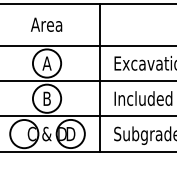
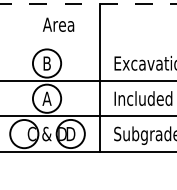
line: solid -> dashed (88, 3)
text position: (46, 24) -> (58, 24) (58, 24)
line: present -> none (87, 45)
text: A -> B (46, 63)
text: B -> A (46, 98)
